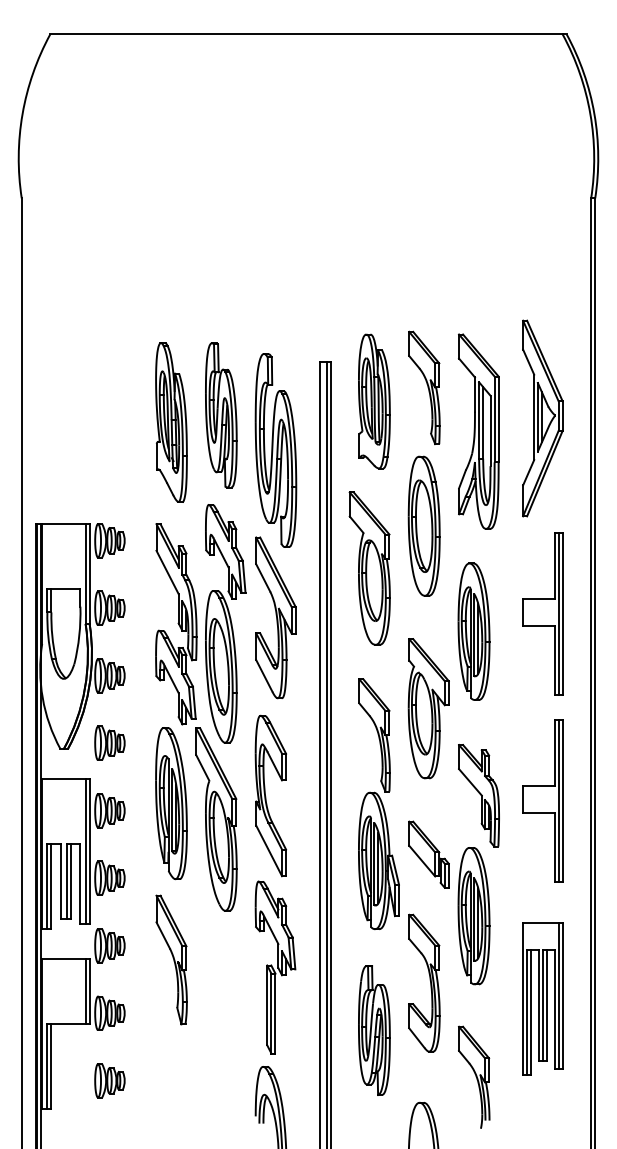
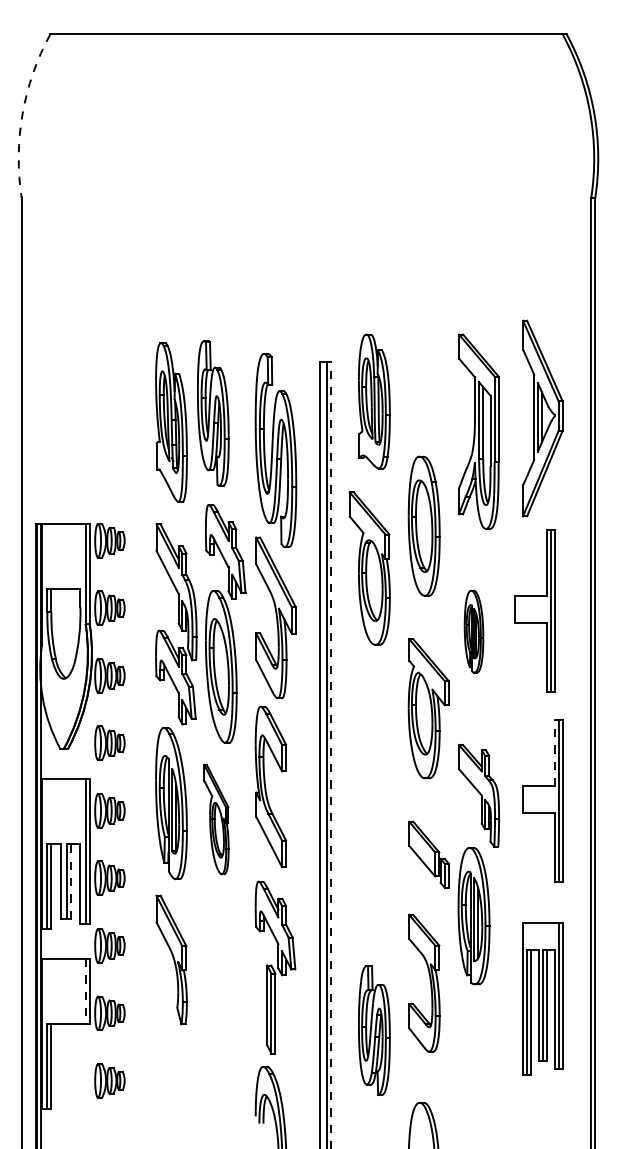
arc: solid -> dashed (22, 114)
part: present -> none (424, 387)
part position: (221, 415) -> (213, 413) (213, 413)
part position: (542, 613) -> (534, 610) (534, 610)
part size: 34x139 px -> 22x85 px (473, 631)
line: solid -> dashed (554, 752)
line: solid -> dashed (331, 755)
part position: (270, 795) -> (270, 786) (270, 786)
part: present -> none (378, 804)
part size: 43x185 px -> 27x113 px (216, 819)
line: solid -> dashed (71, 881)
line: solid -> dashed (85, 991)
part: present -> none (474, 1076)
